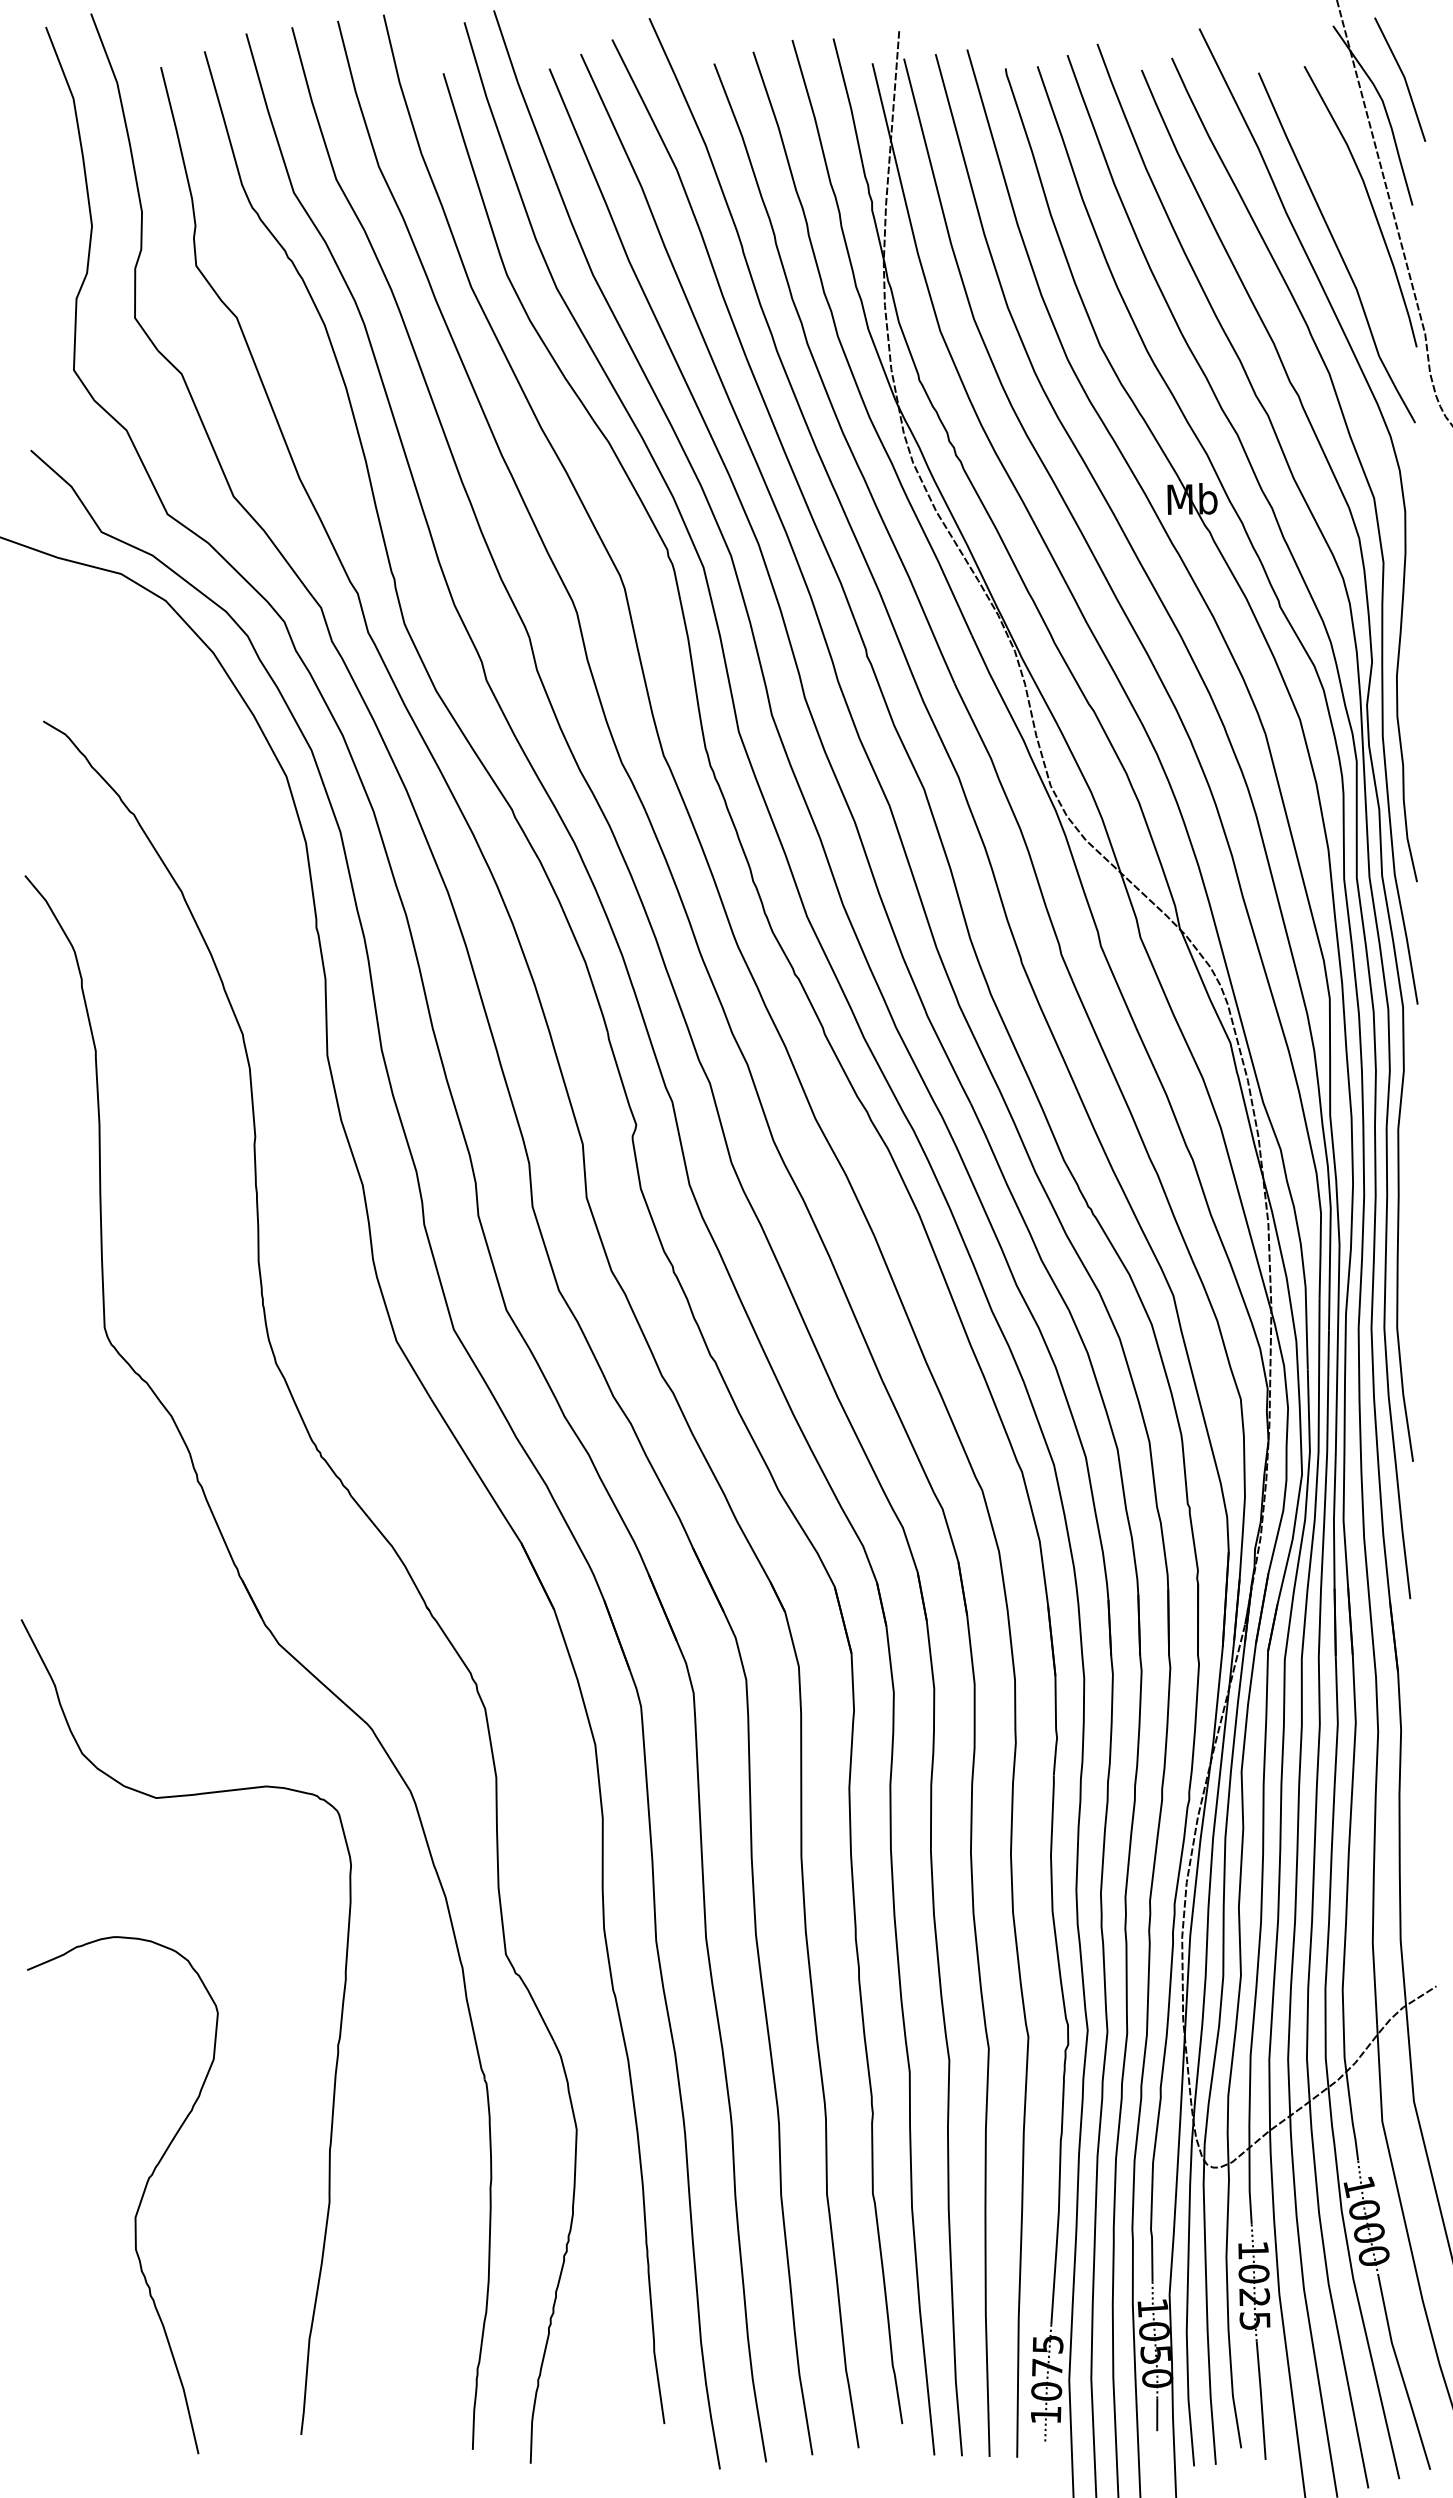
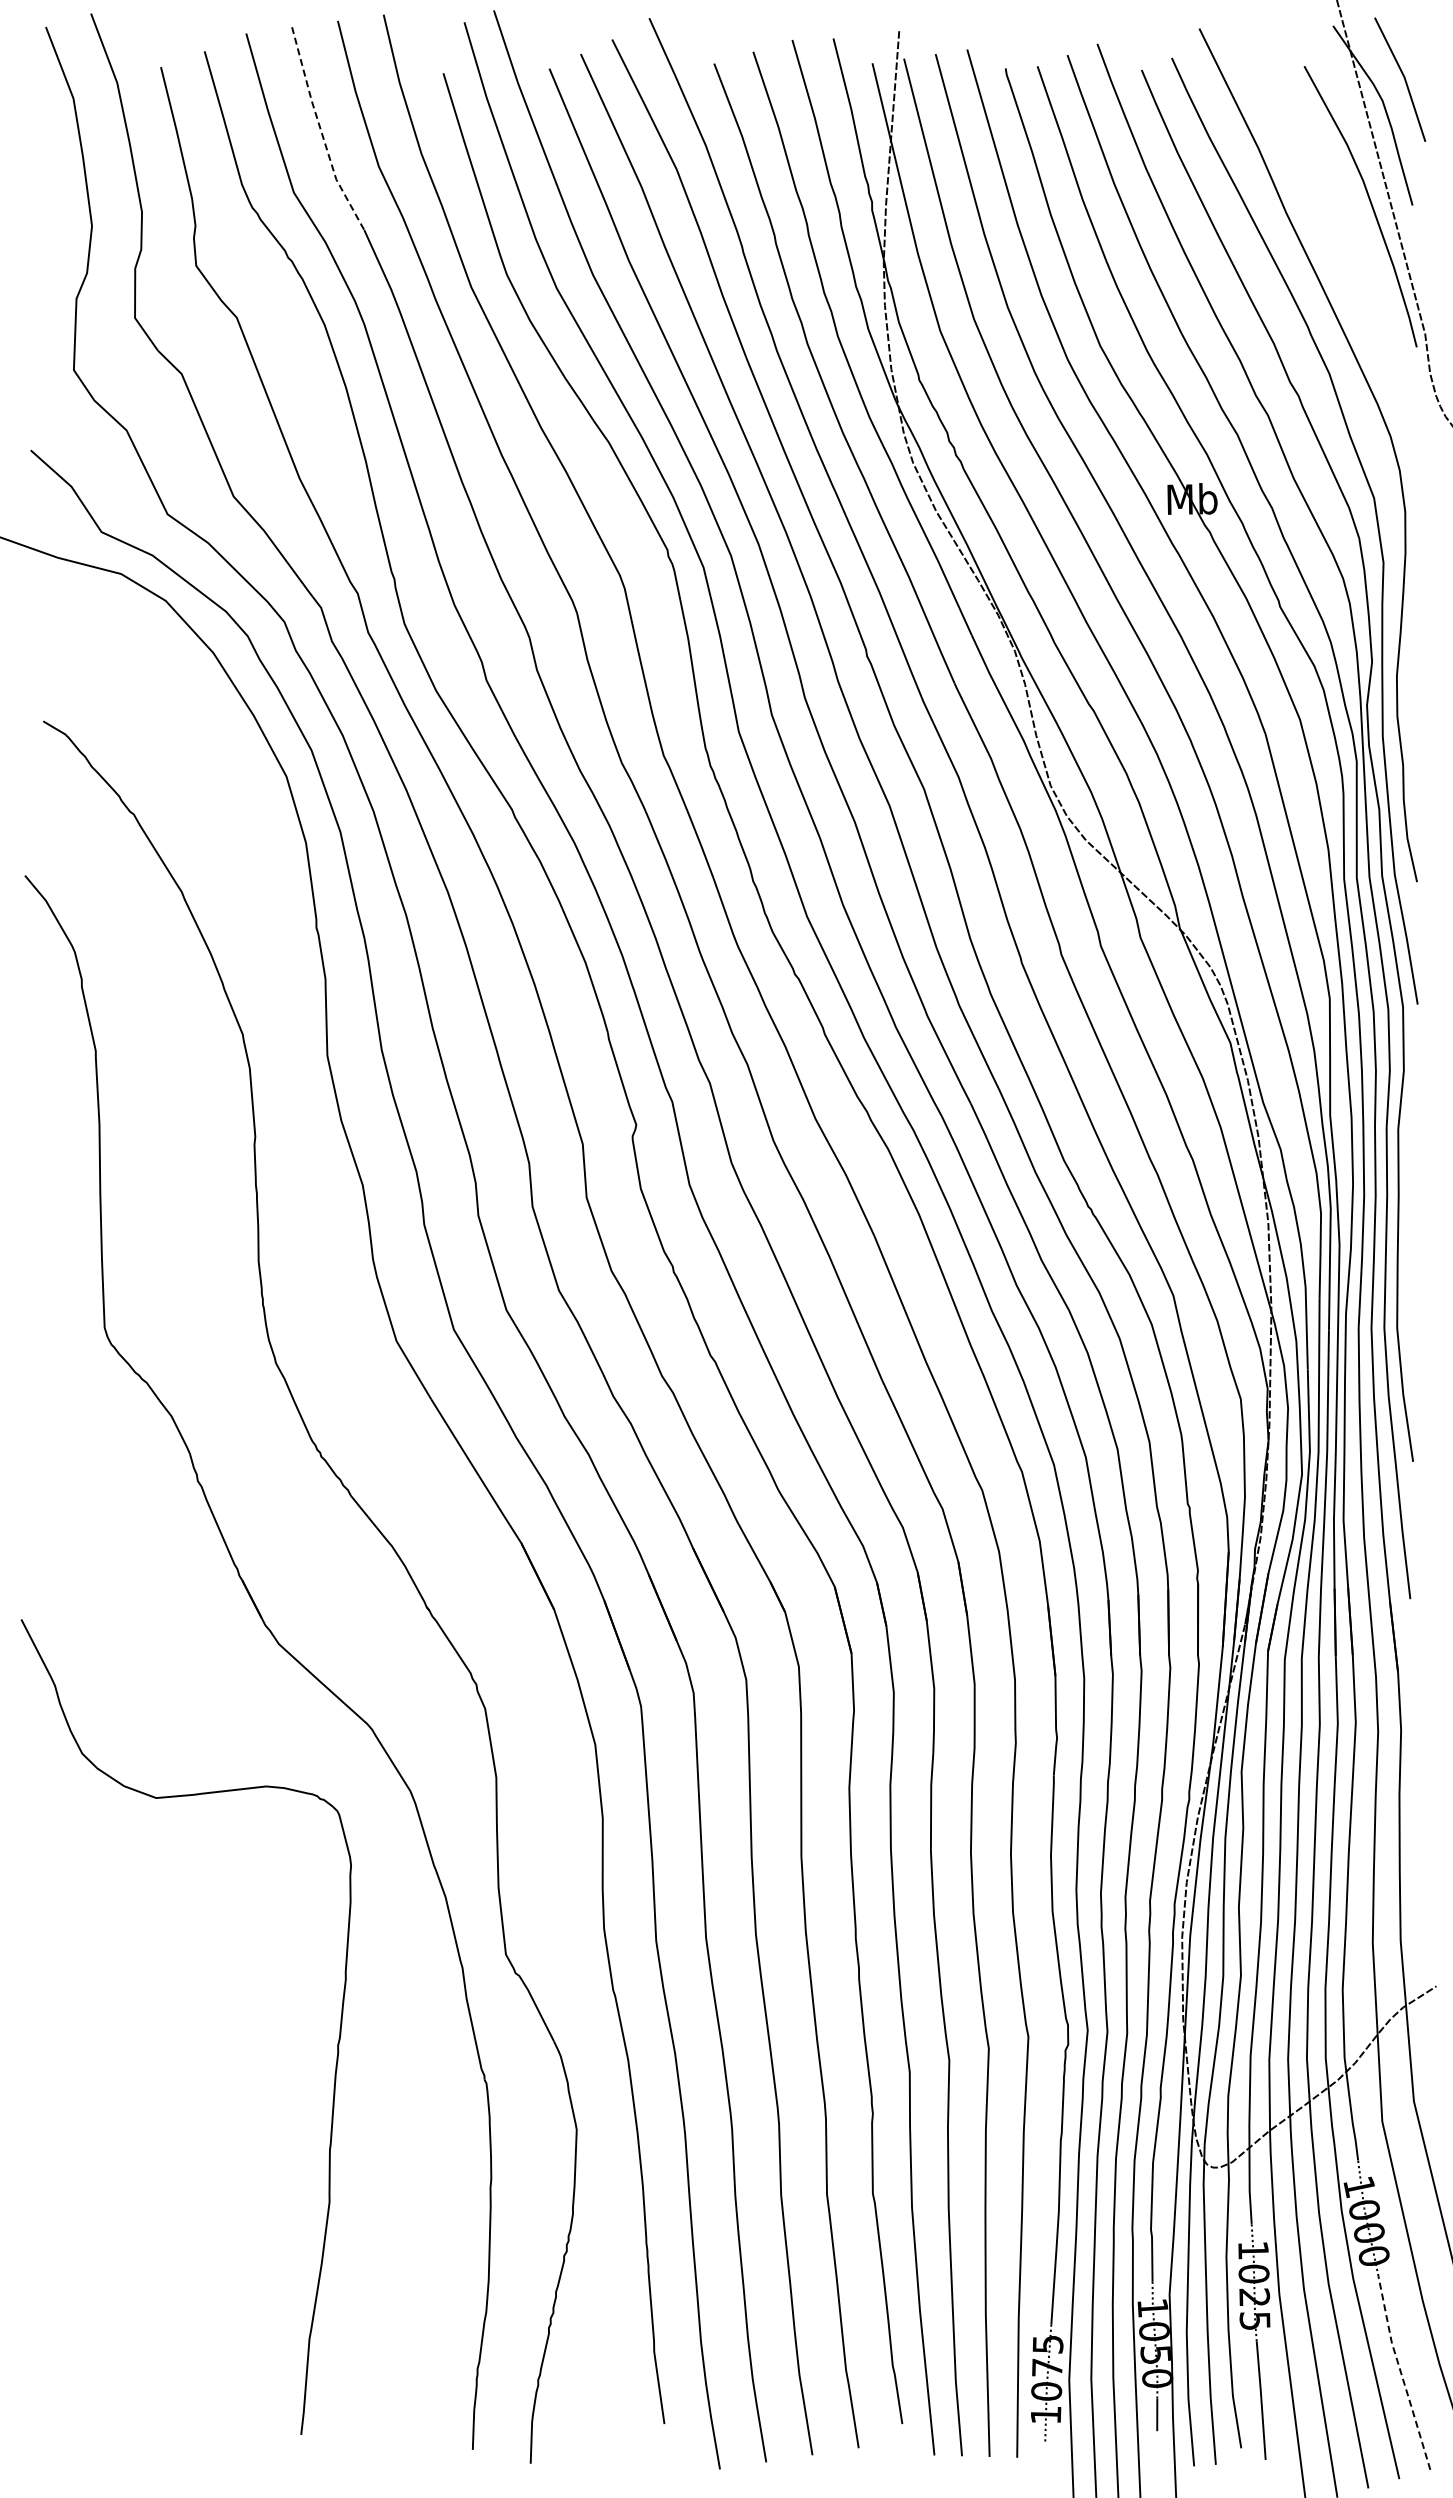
line: solid -> dashed (321, 132)
curve: present -> none (1336, 247)
curve: present -> none (139, 2202)
line: solid -> dashed (1401, 2373)
